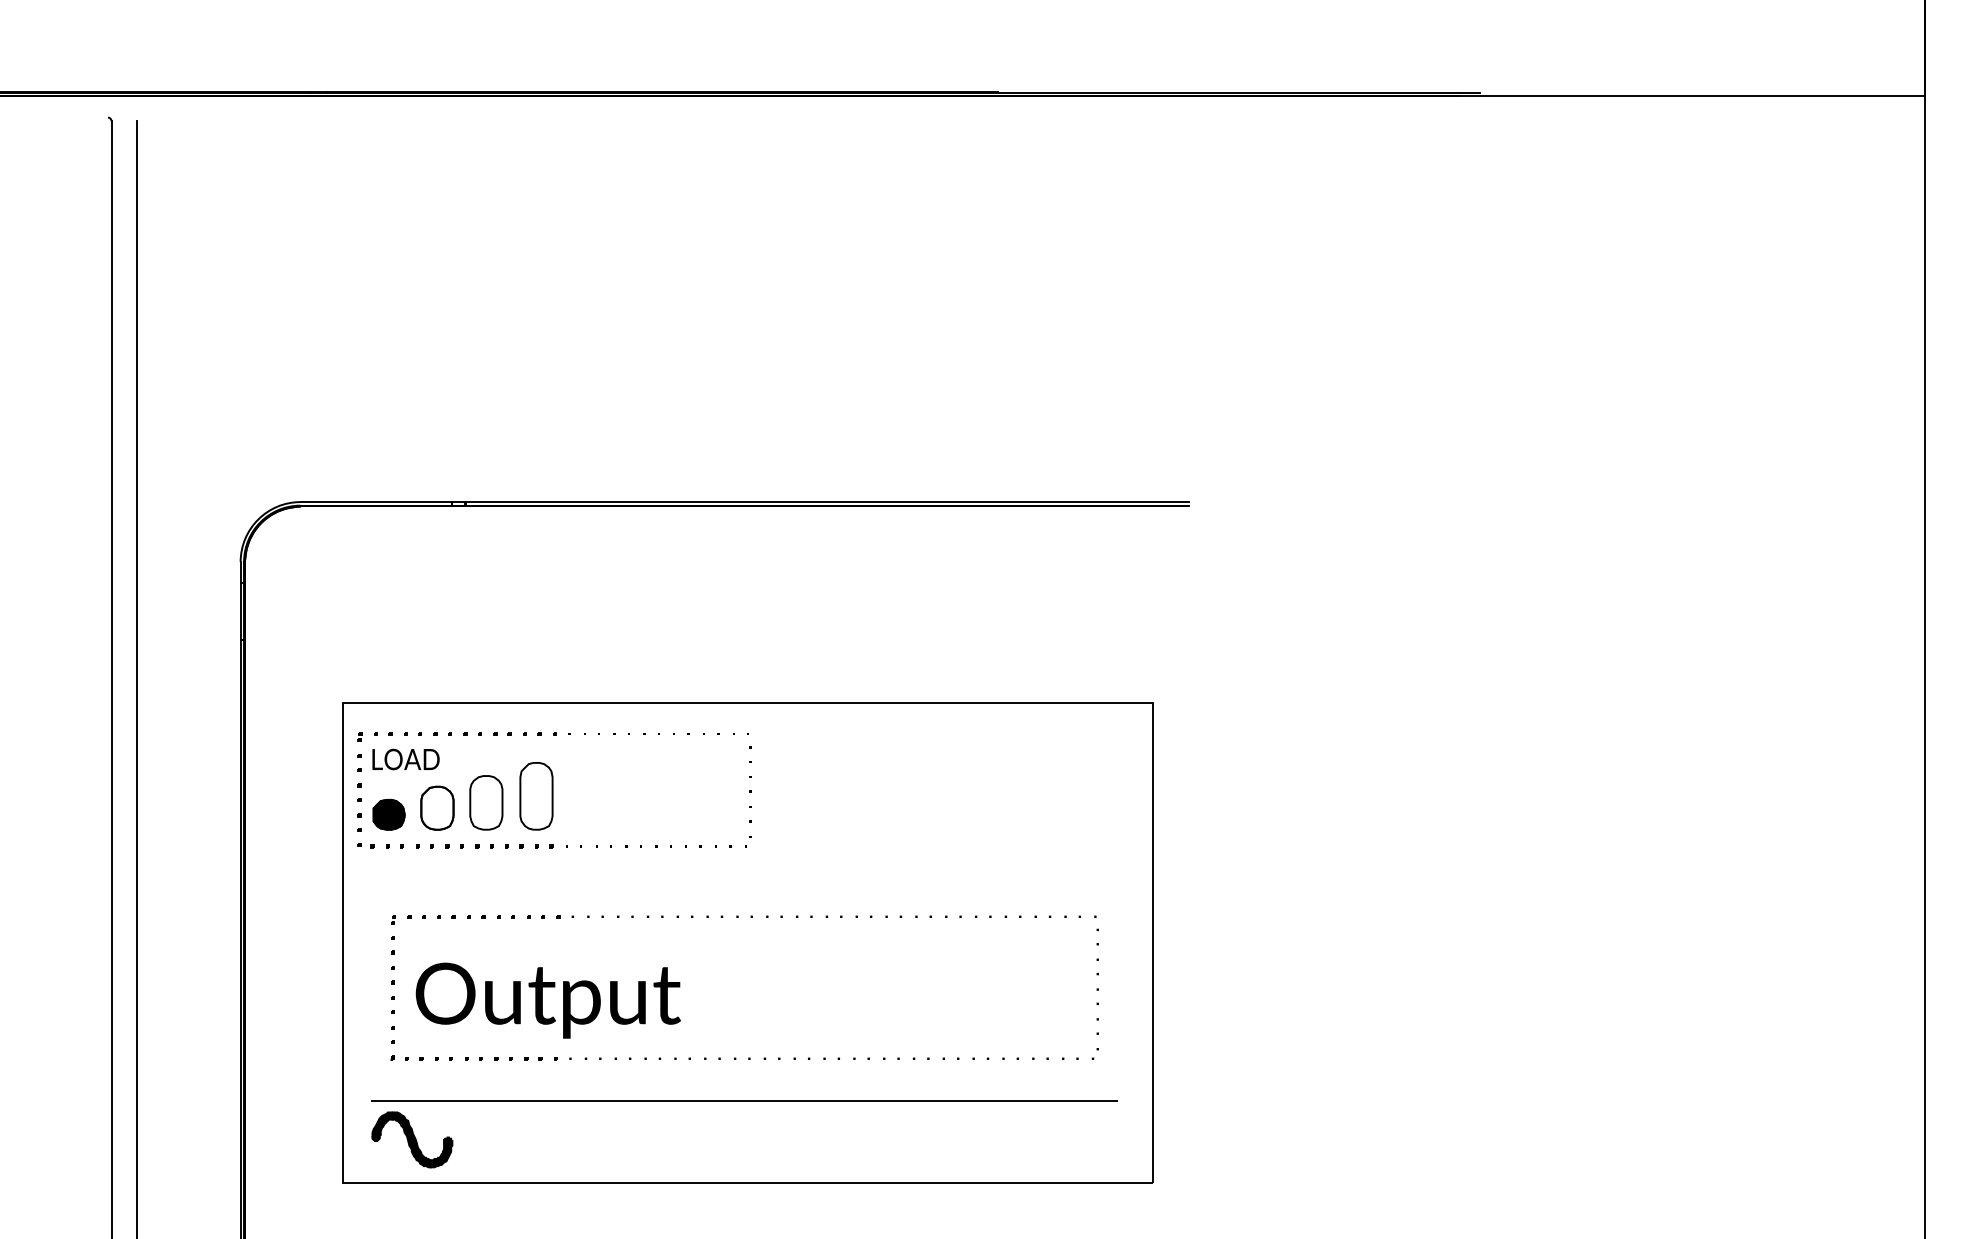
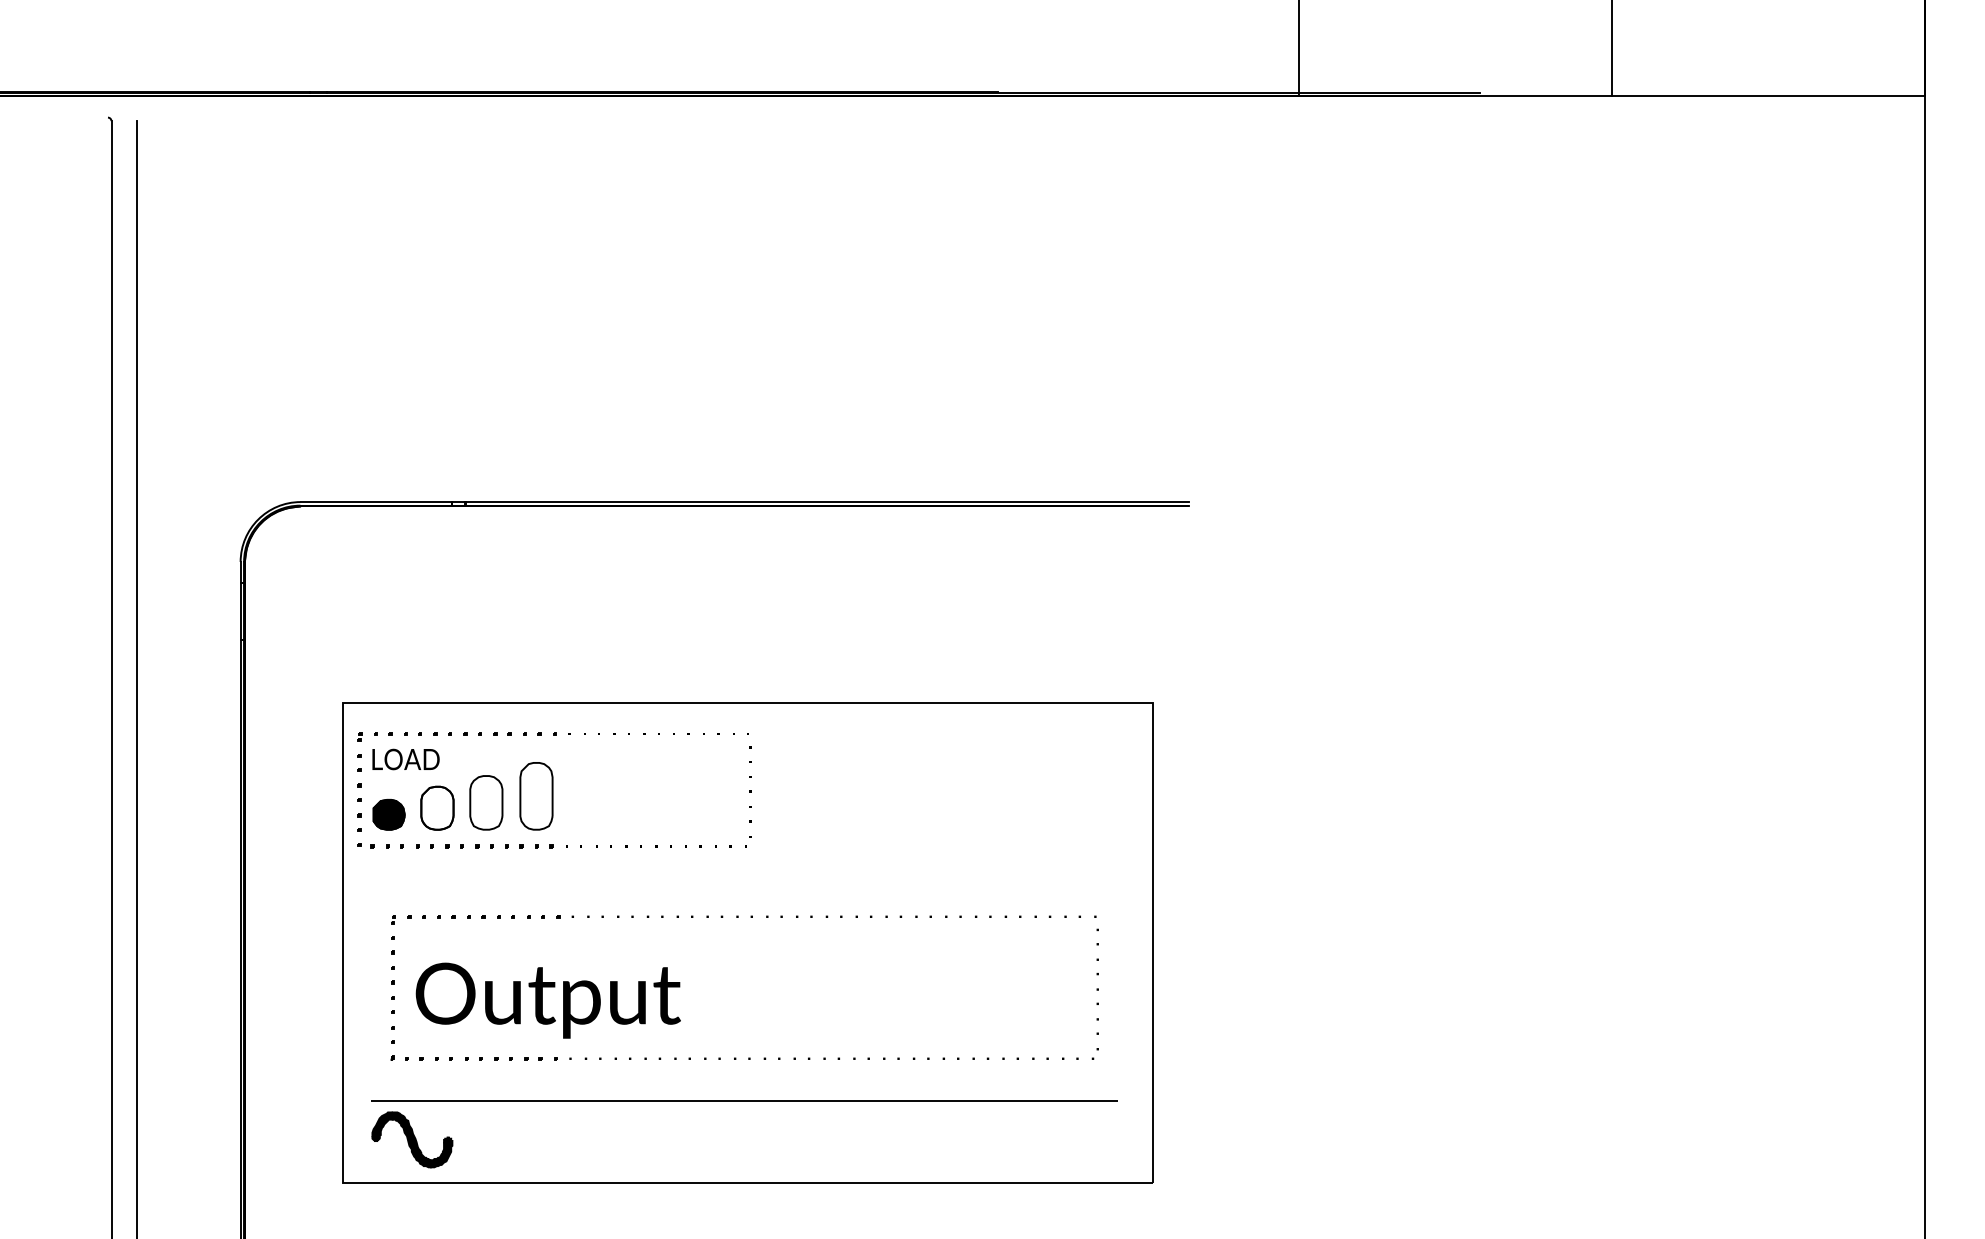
line: none -> present (1298, 49)
line: none -> present (1612, 49)
